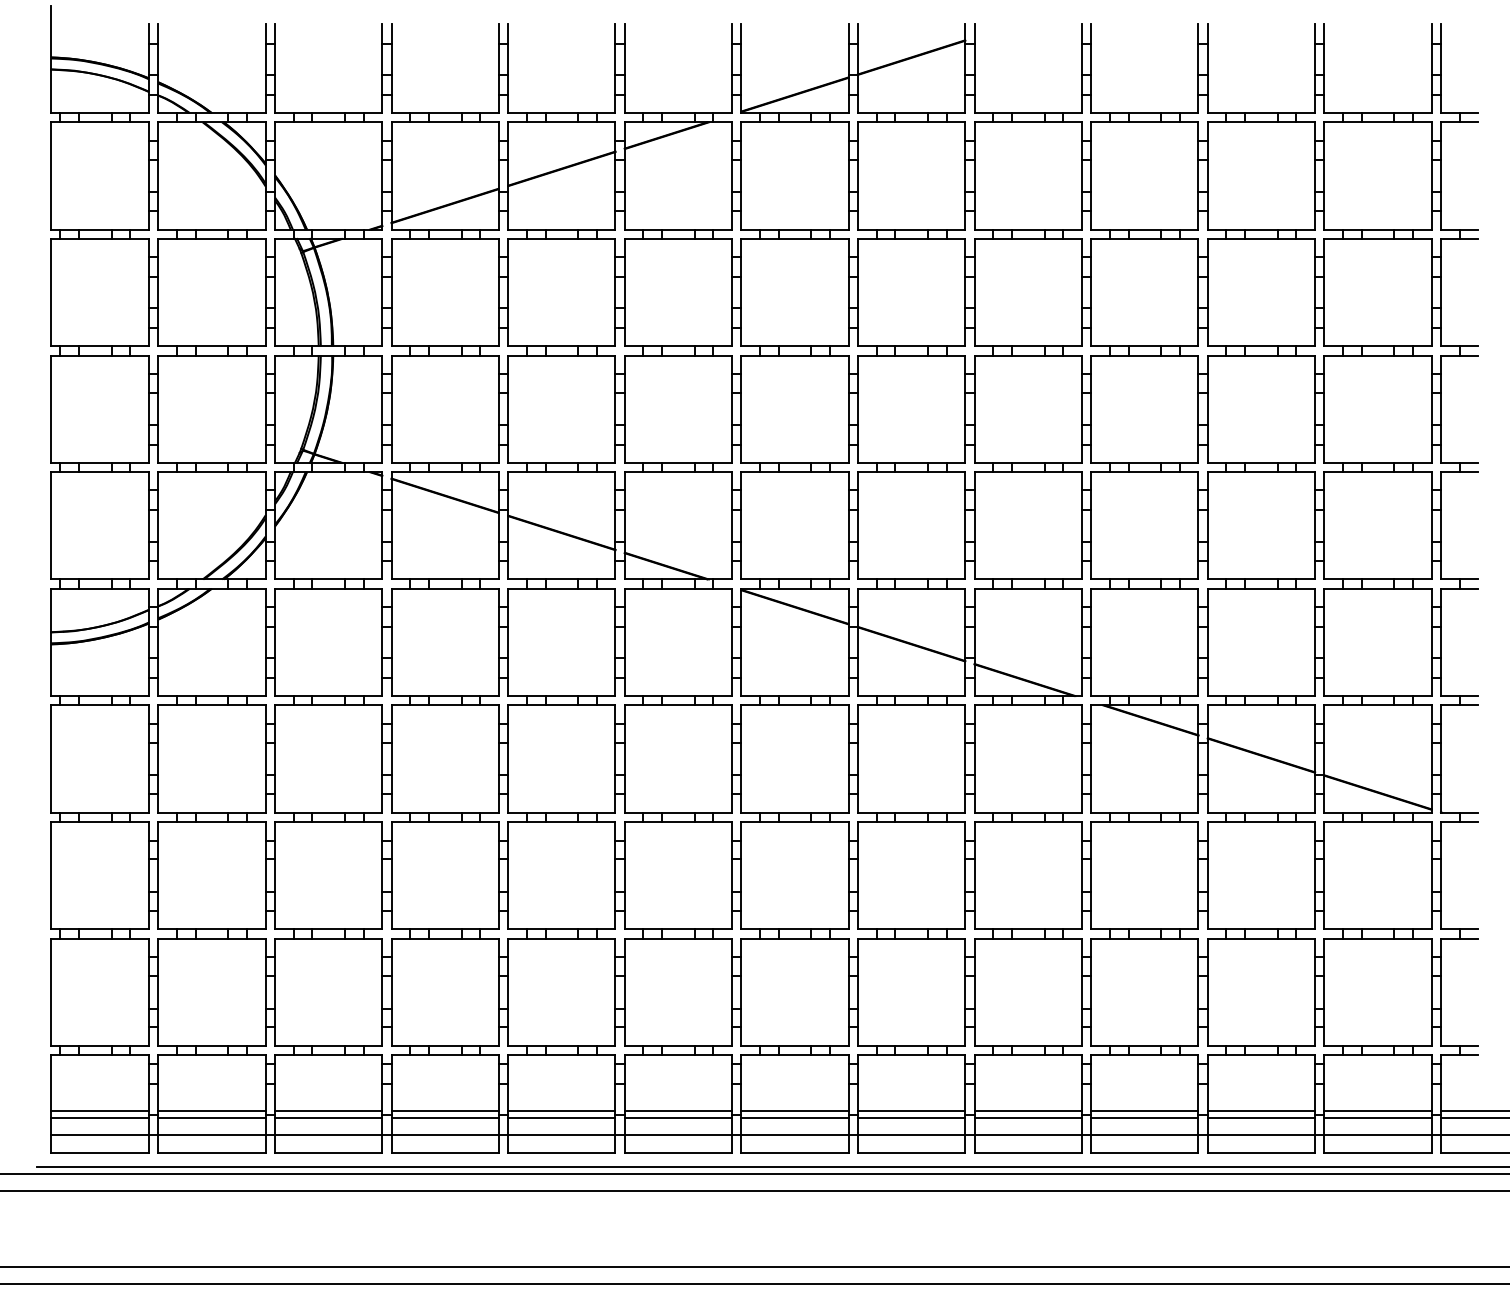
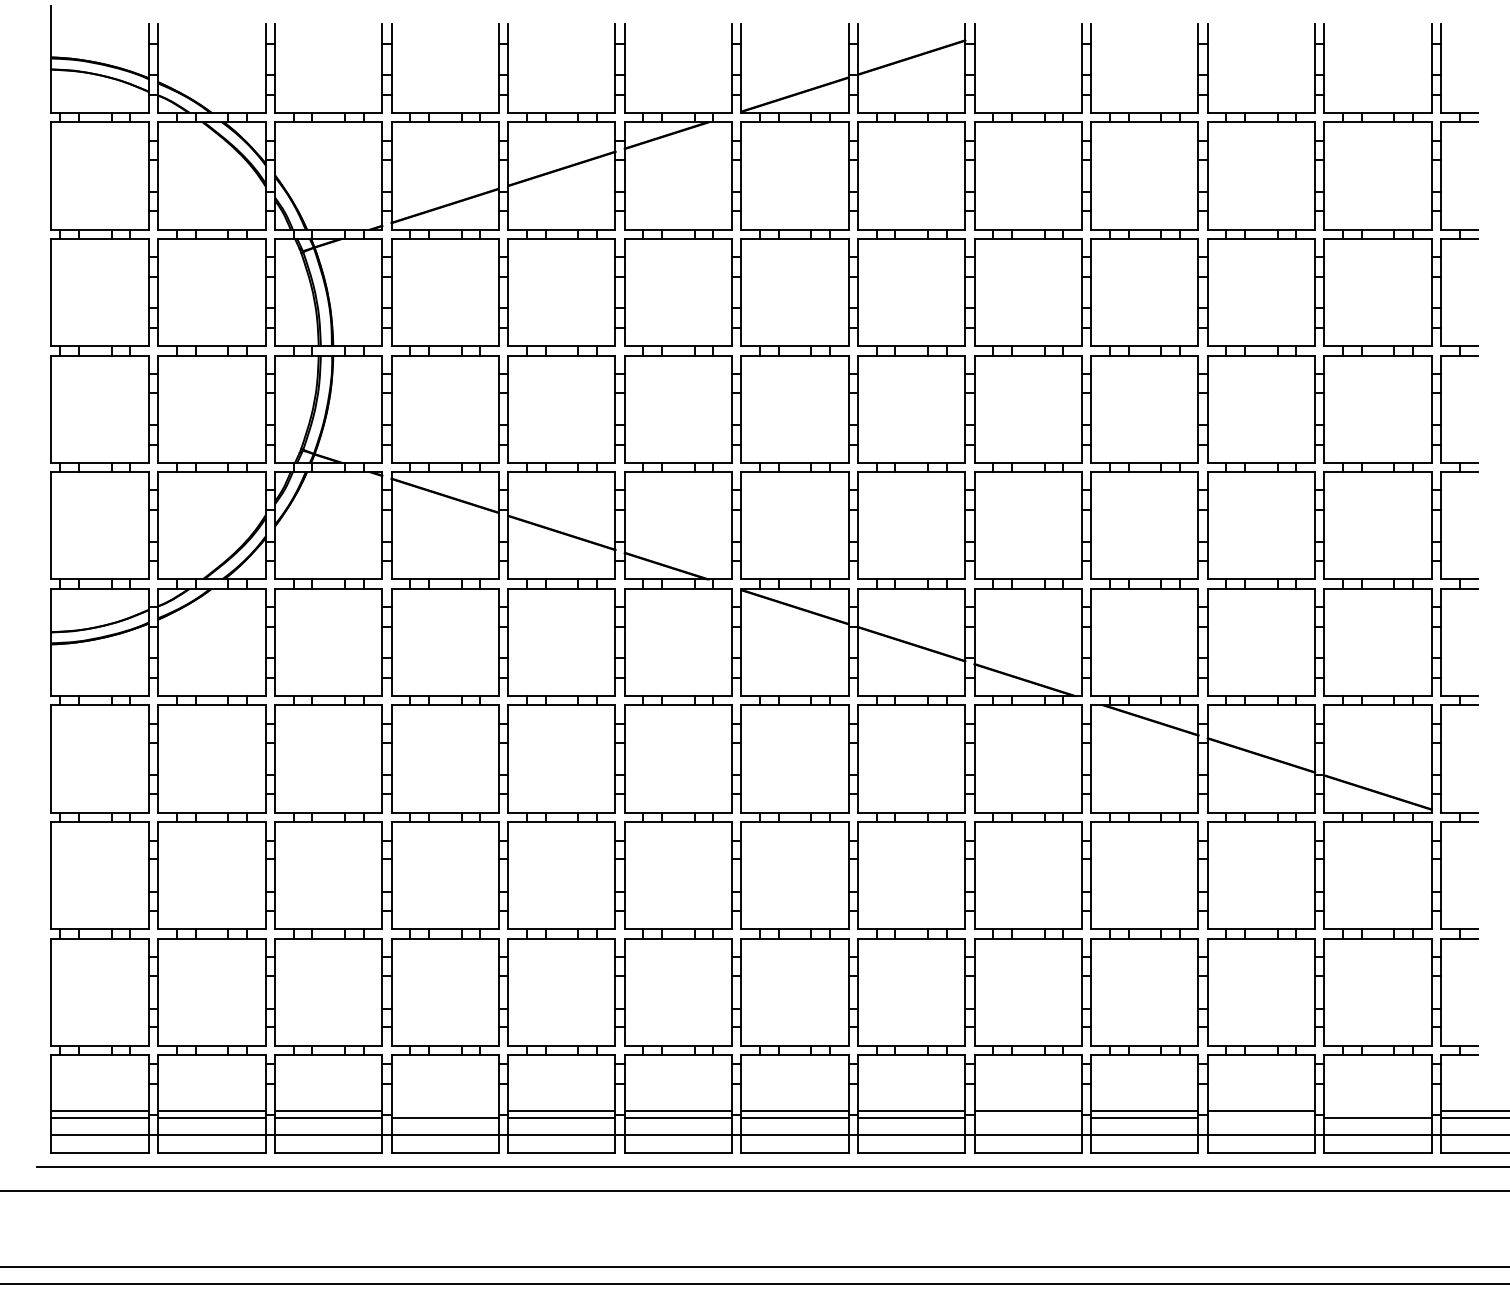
line: present -> none (444, 1111)
line: present -> none (1377, 1111)
line: present -> none (1027, 1118)
line: present -> none (1261, 1118)
line: present -> none (754, 1174)
